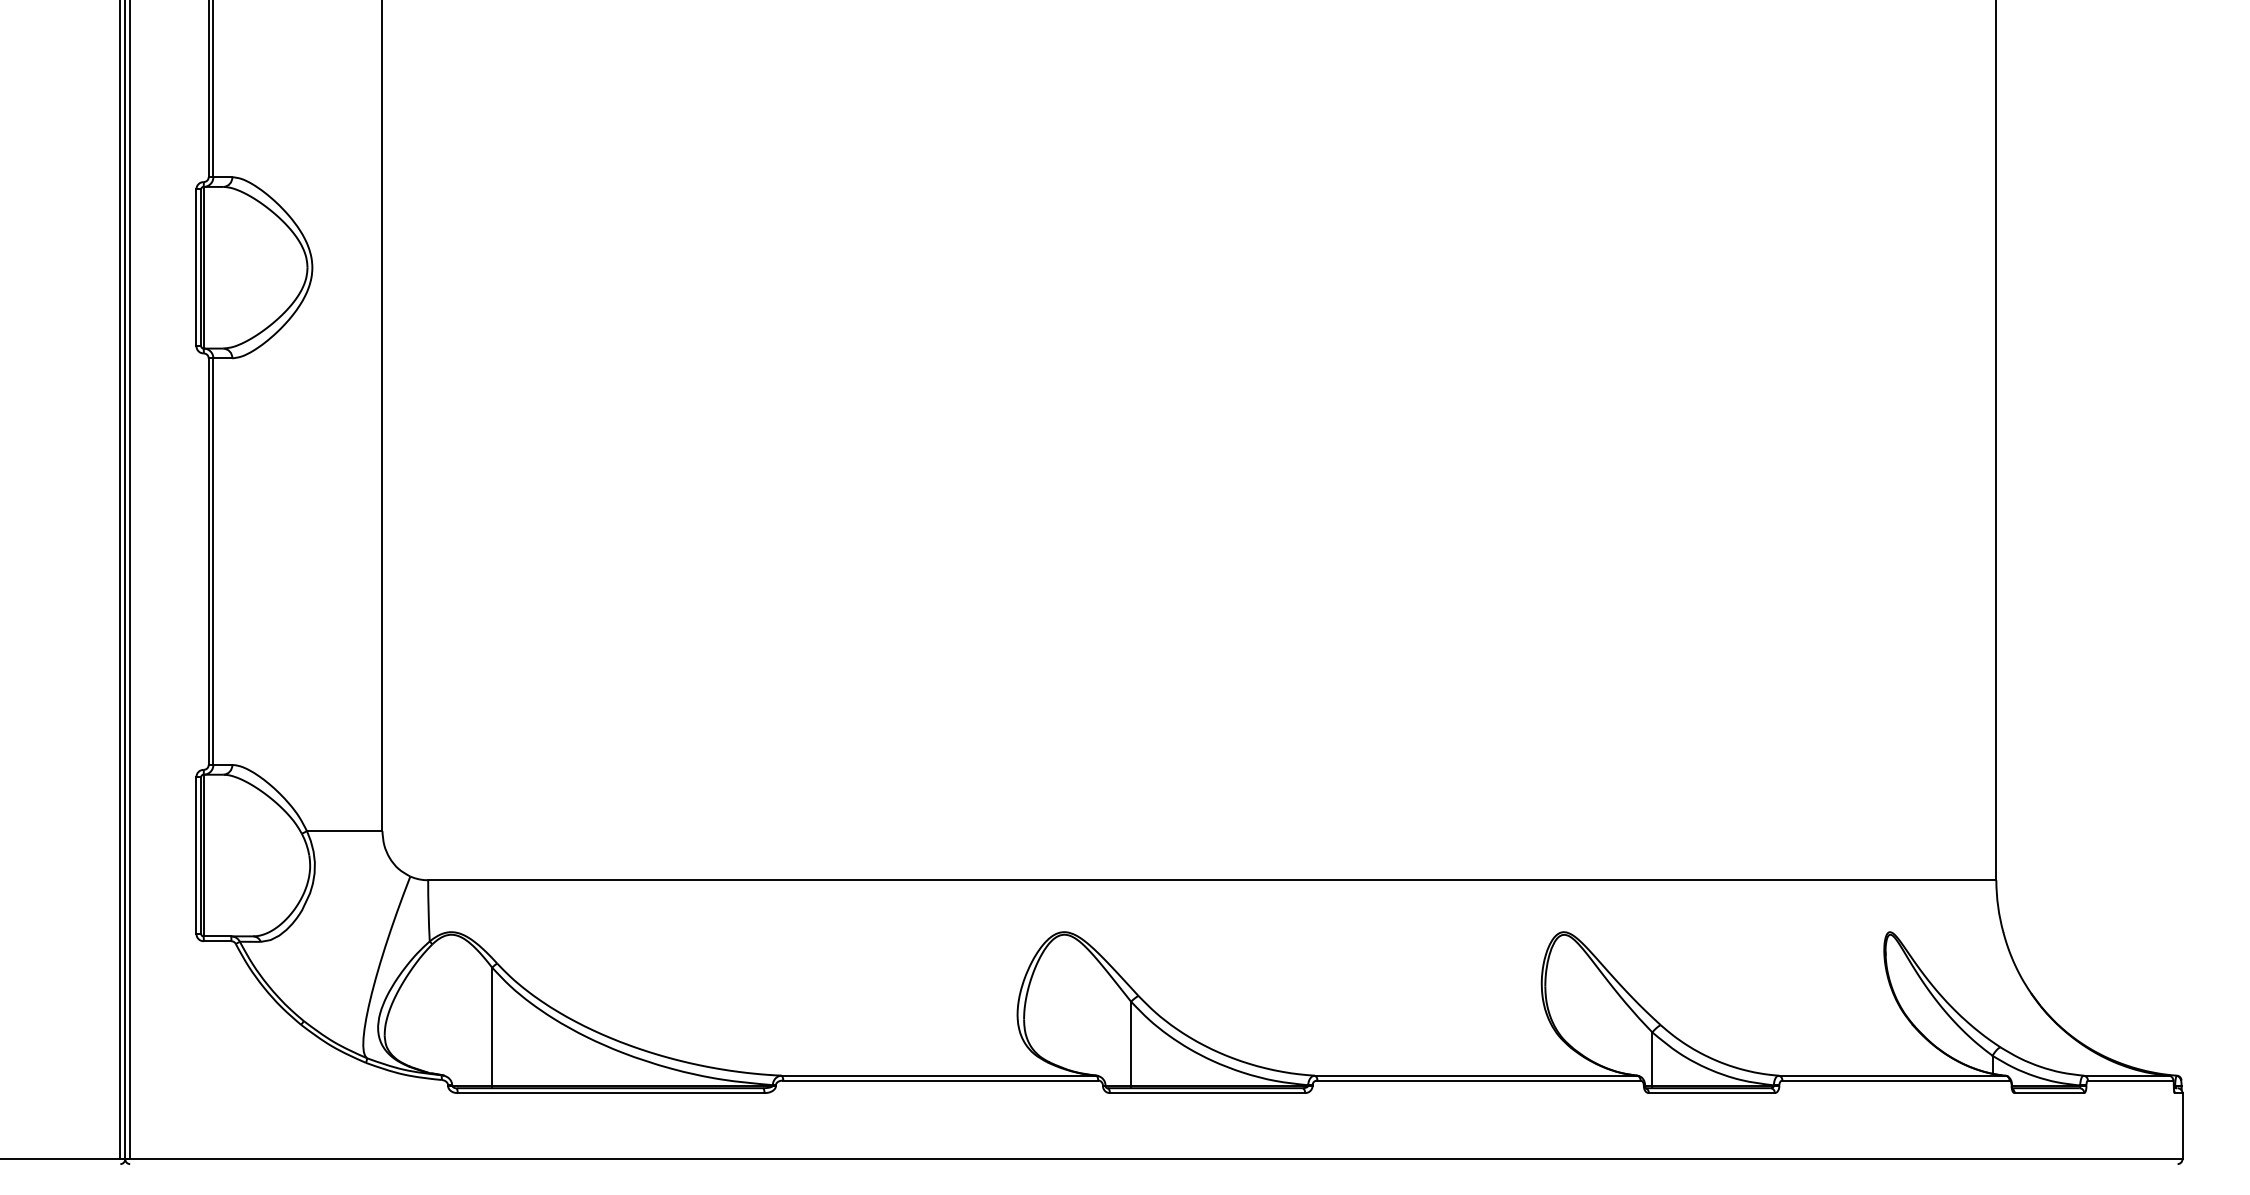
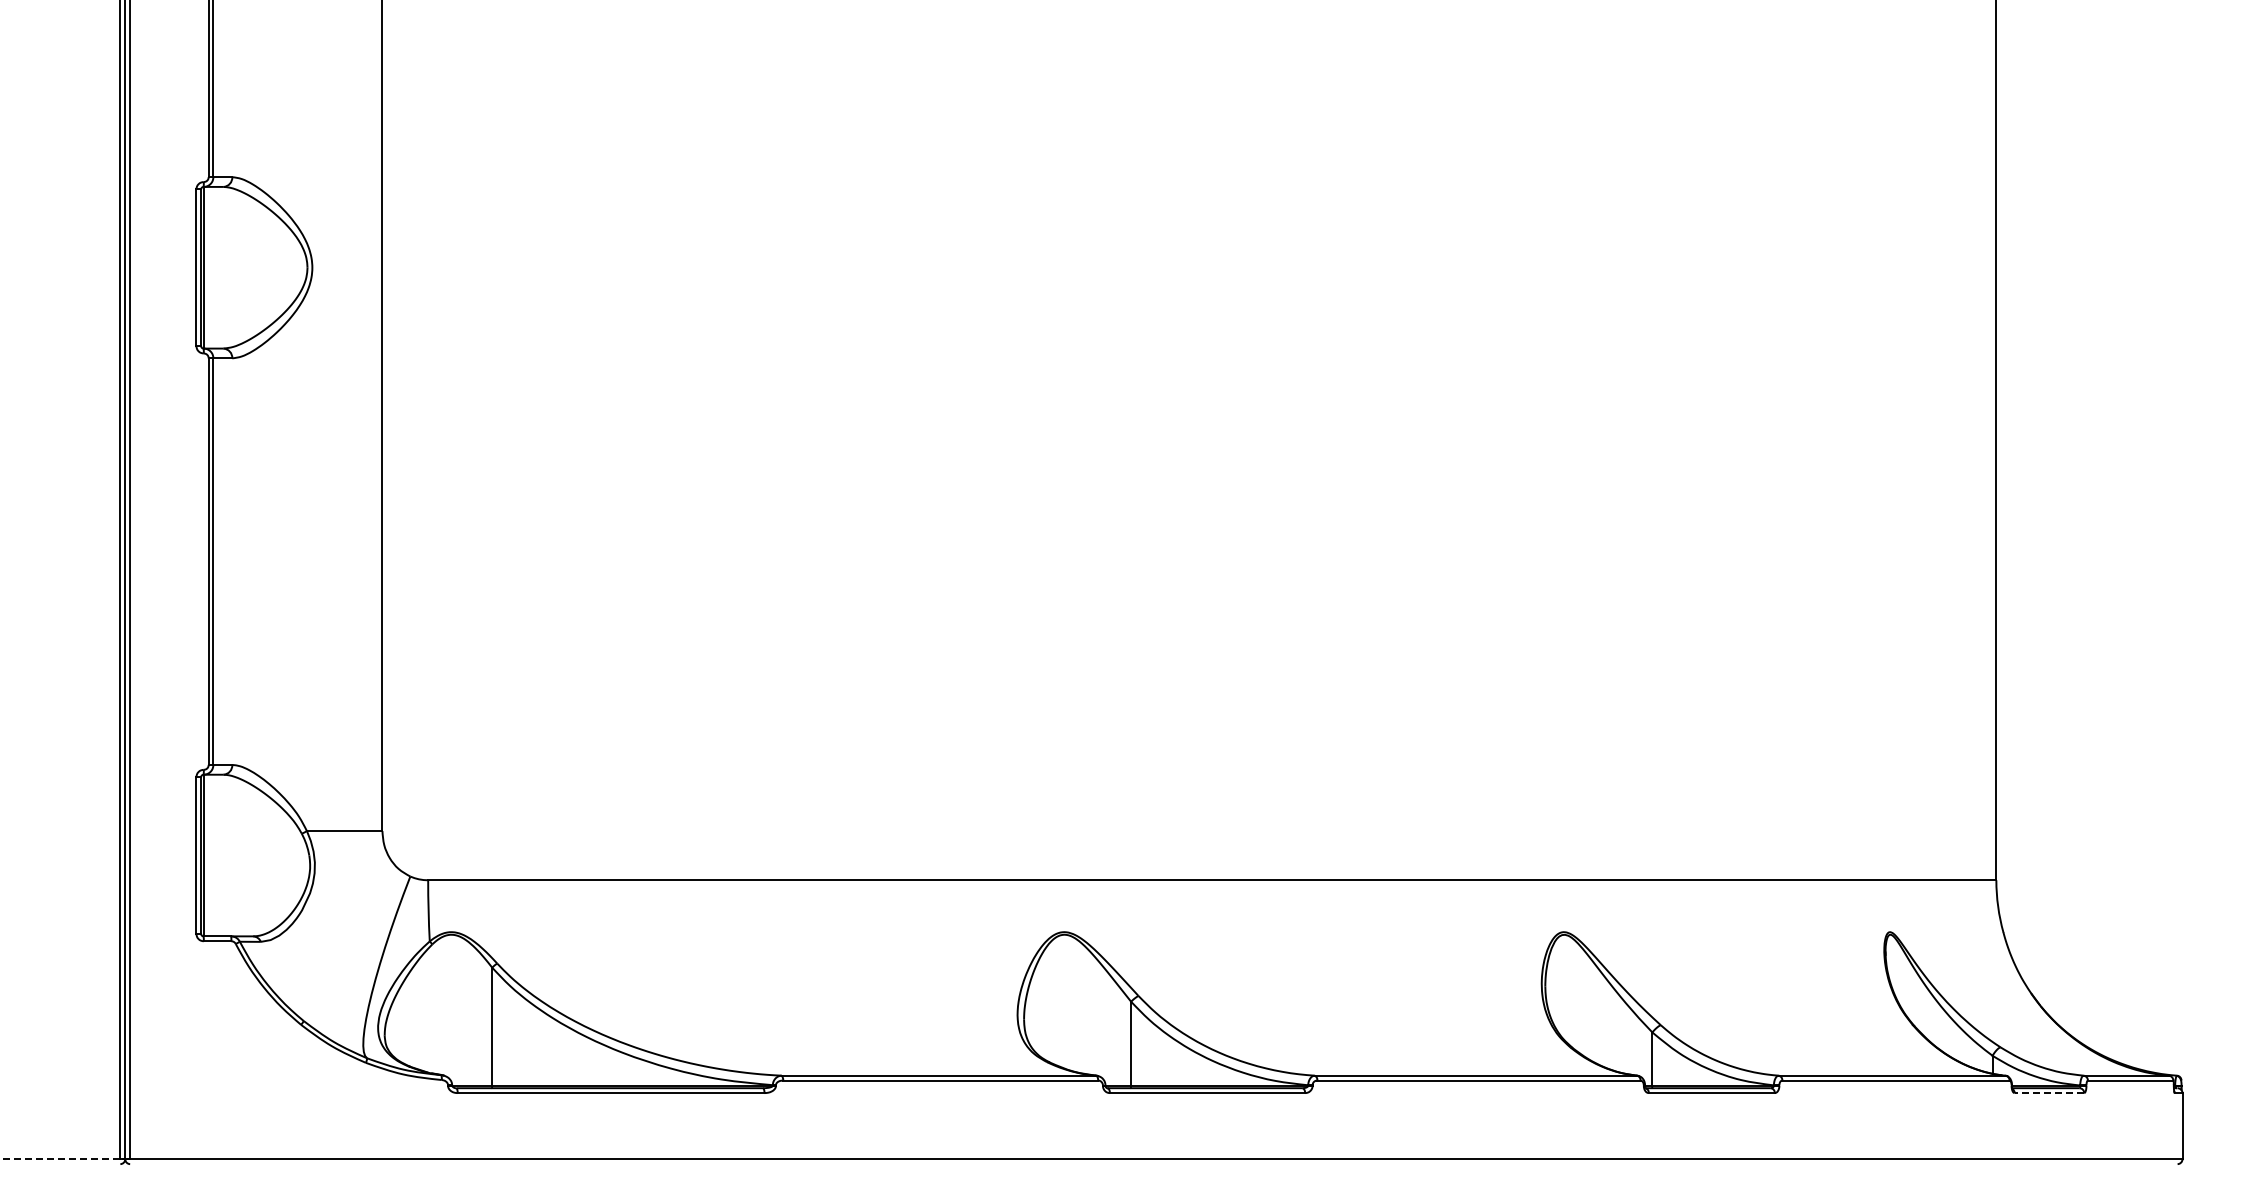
line: solid -> dashed (2049, 1093)
line: solid -> dashed (60, 1159)
